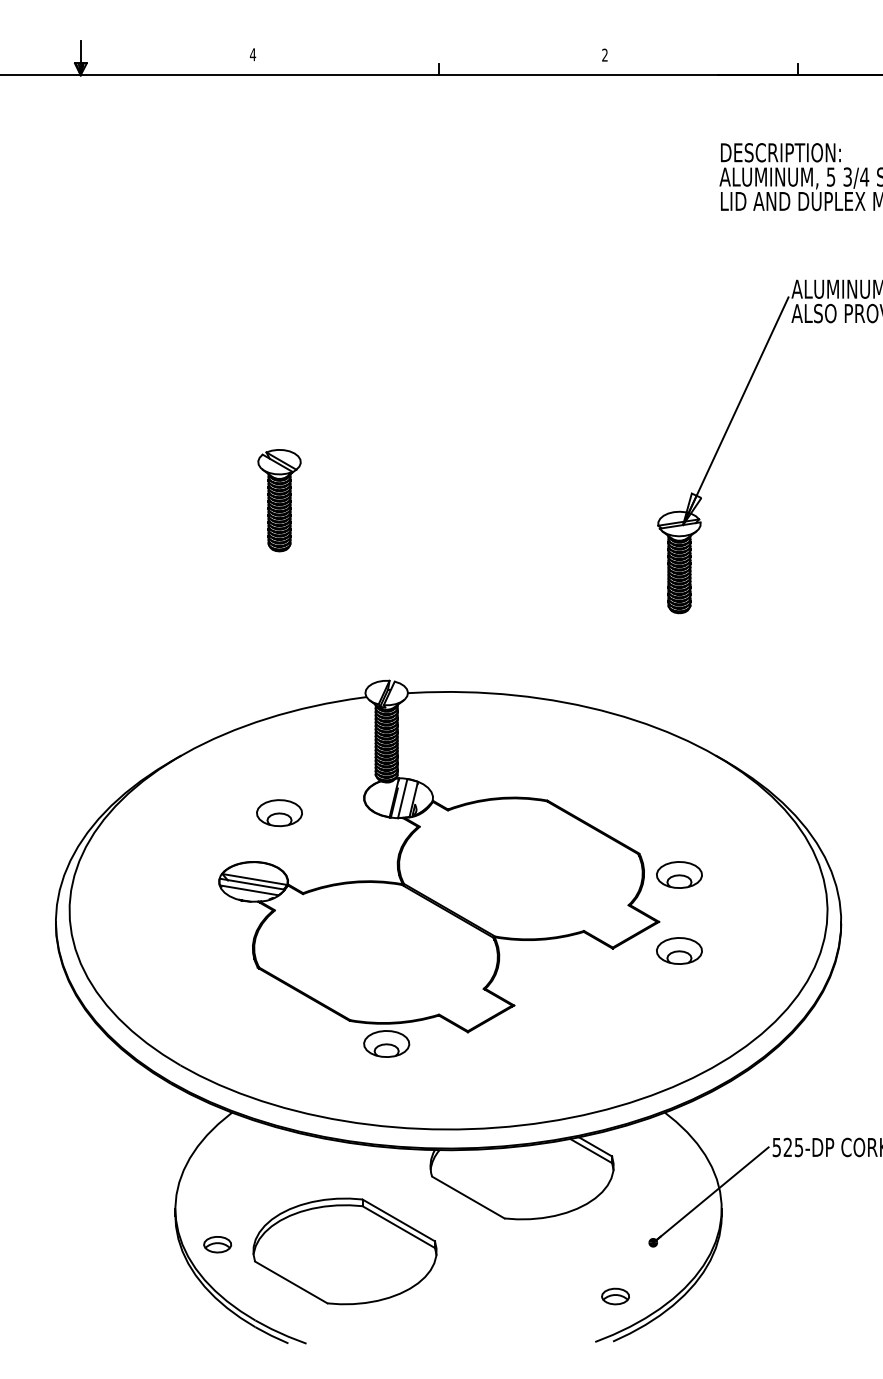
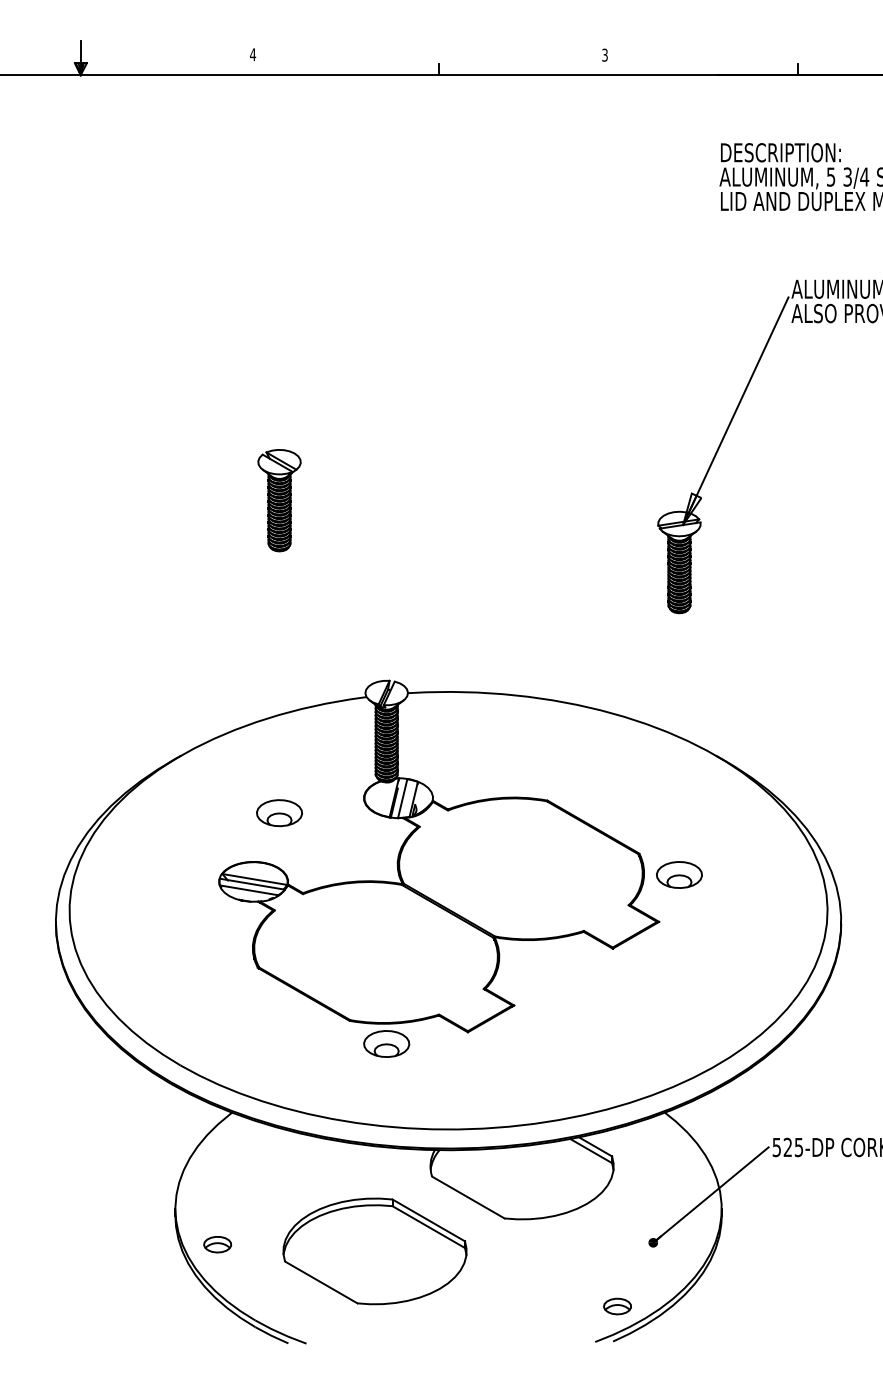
text: 2 -> 3 (604, 55)
part: present -> none (679, 950)
part position: (344, 1251) -> (374, 1251) (374, 1251)
part position: (615, 1296) -> (617, 1306) (617, 1306)
